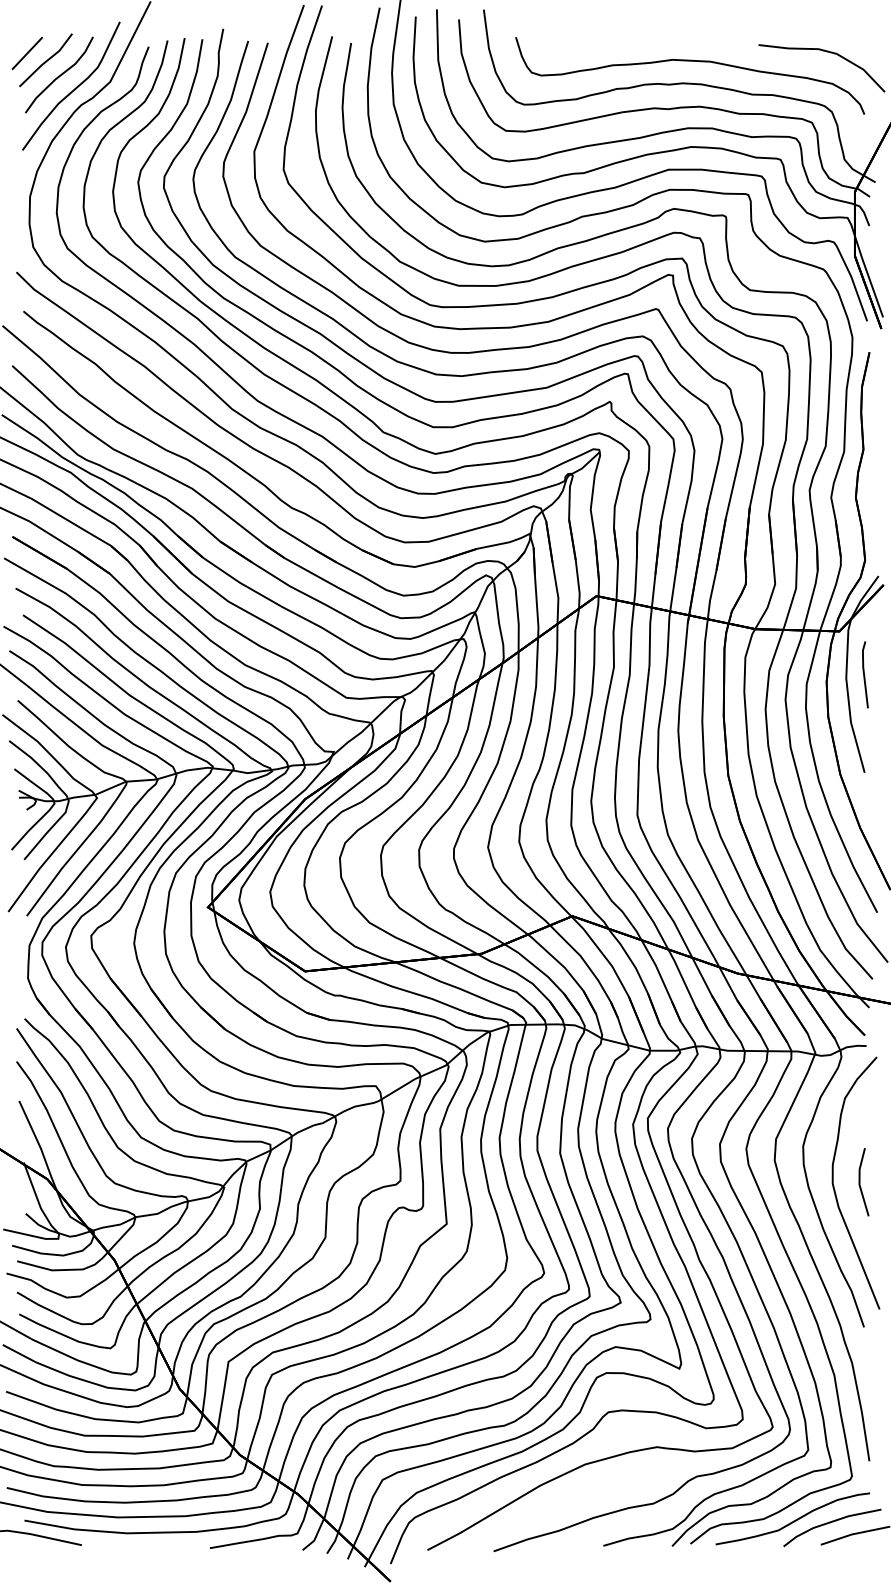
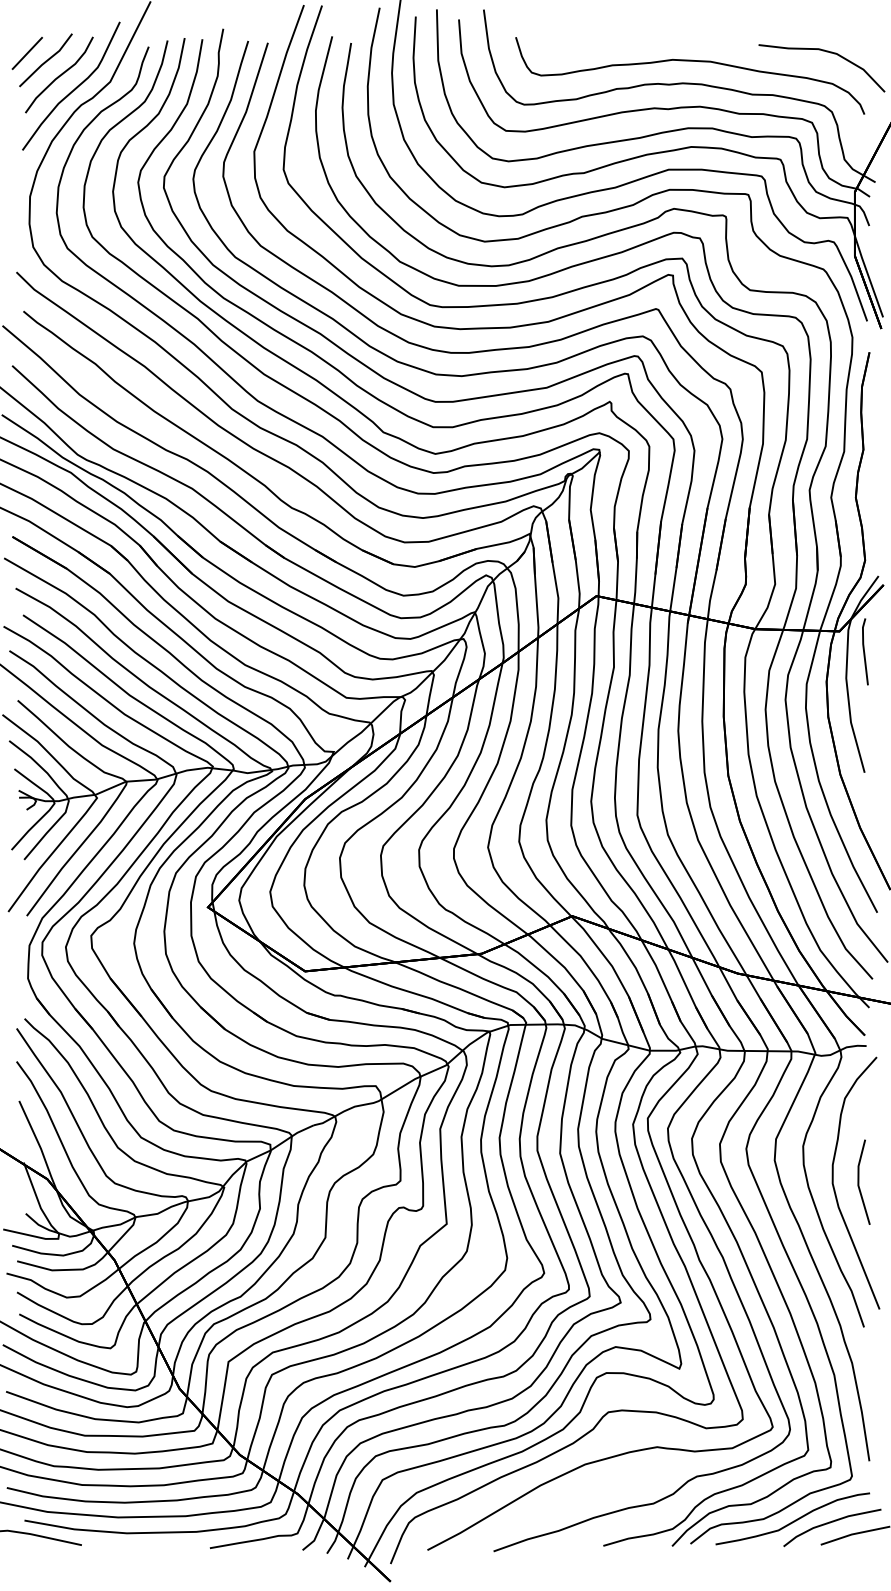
part position: (865, 674) -> (865, 651) (865, 651)
part size: 12x69 px -> 14x86 px (863, 1181)
